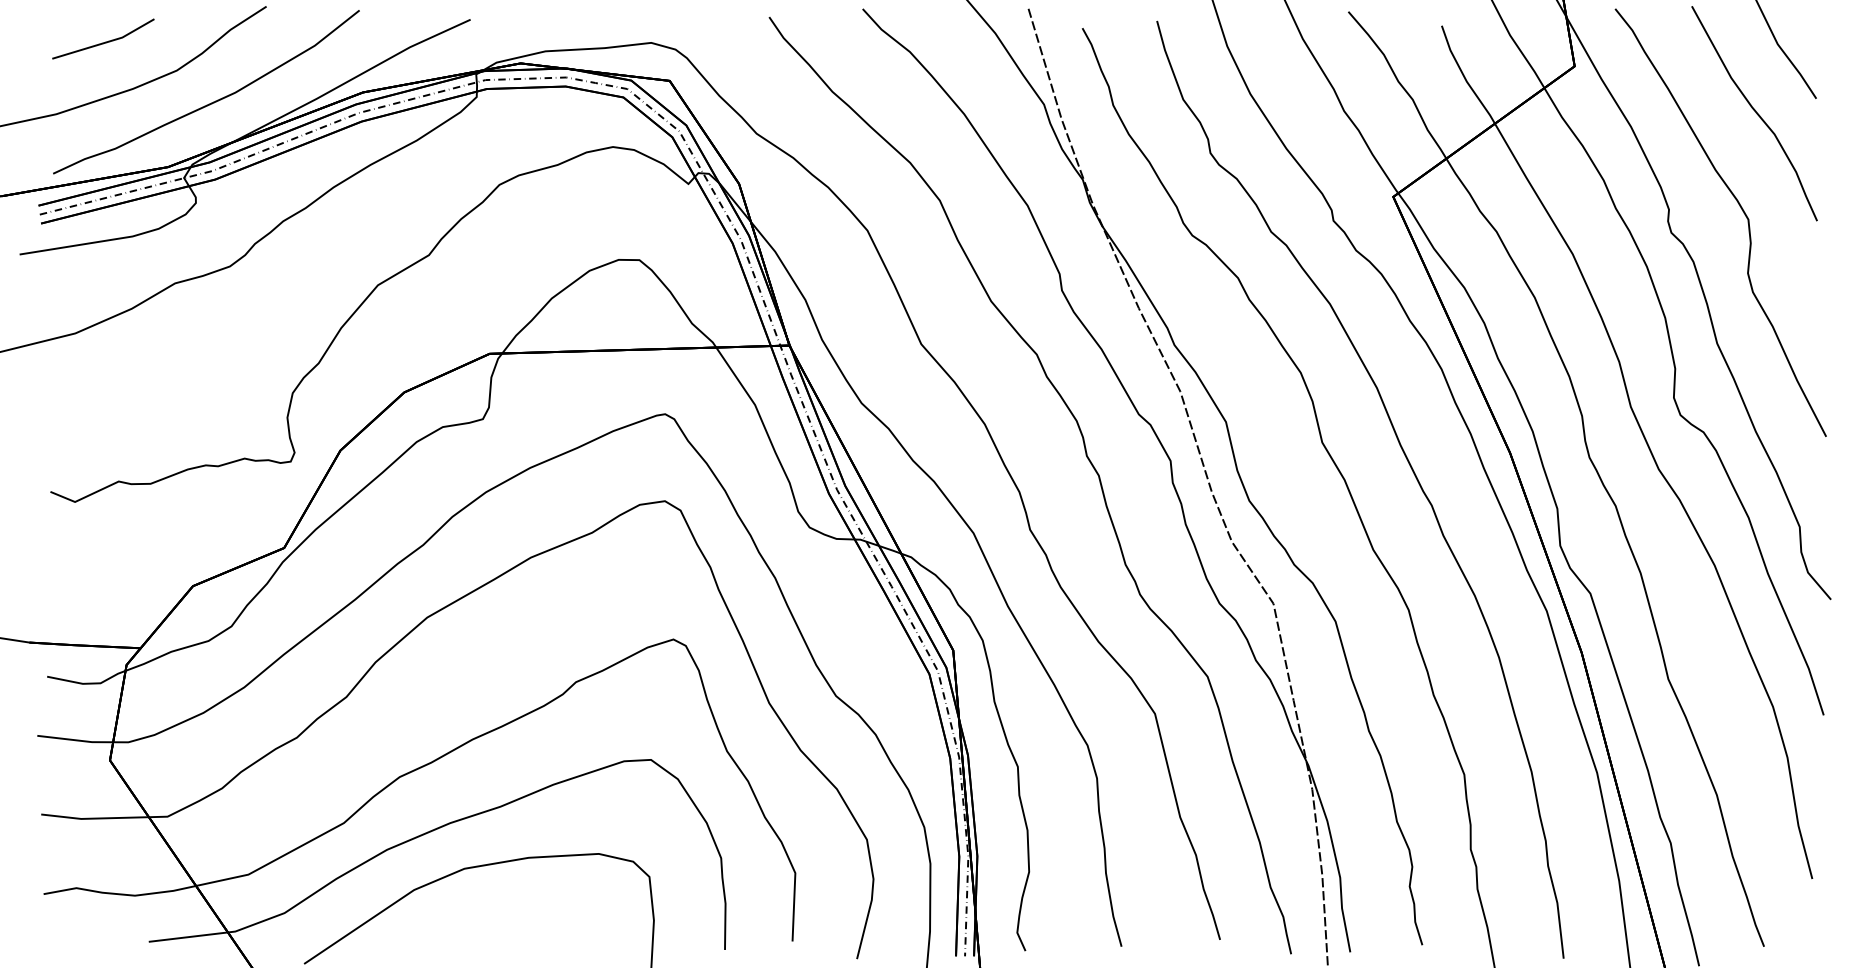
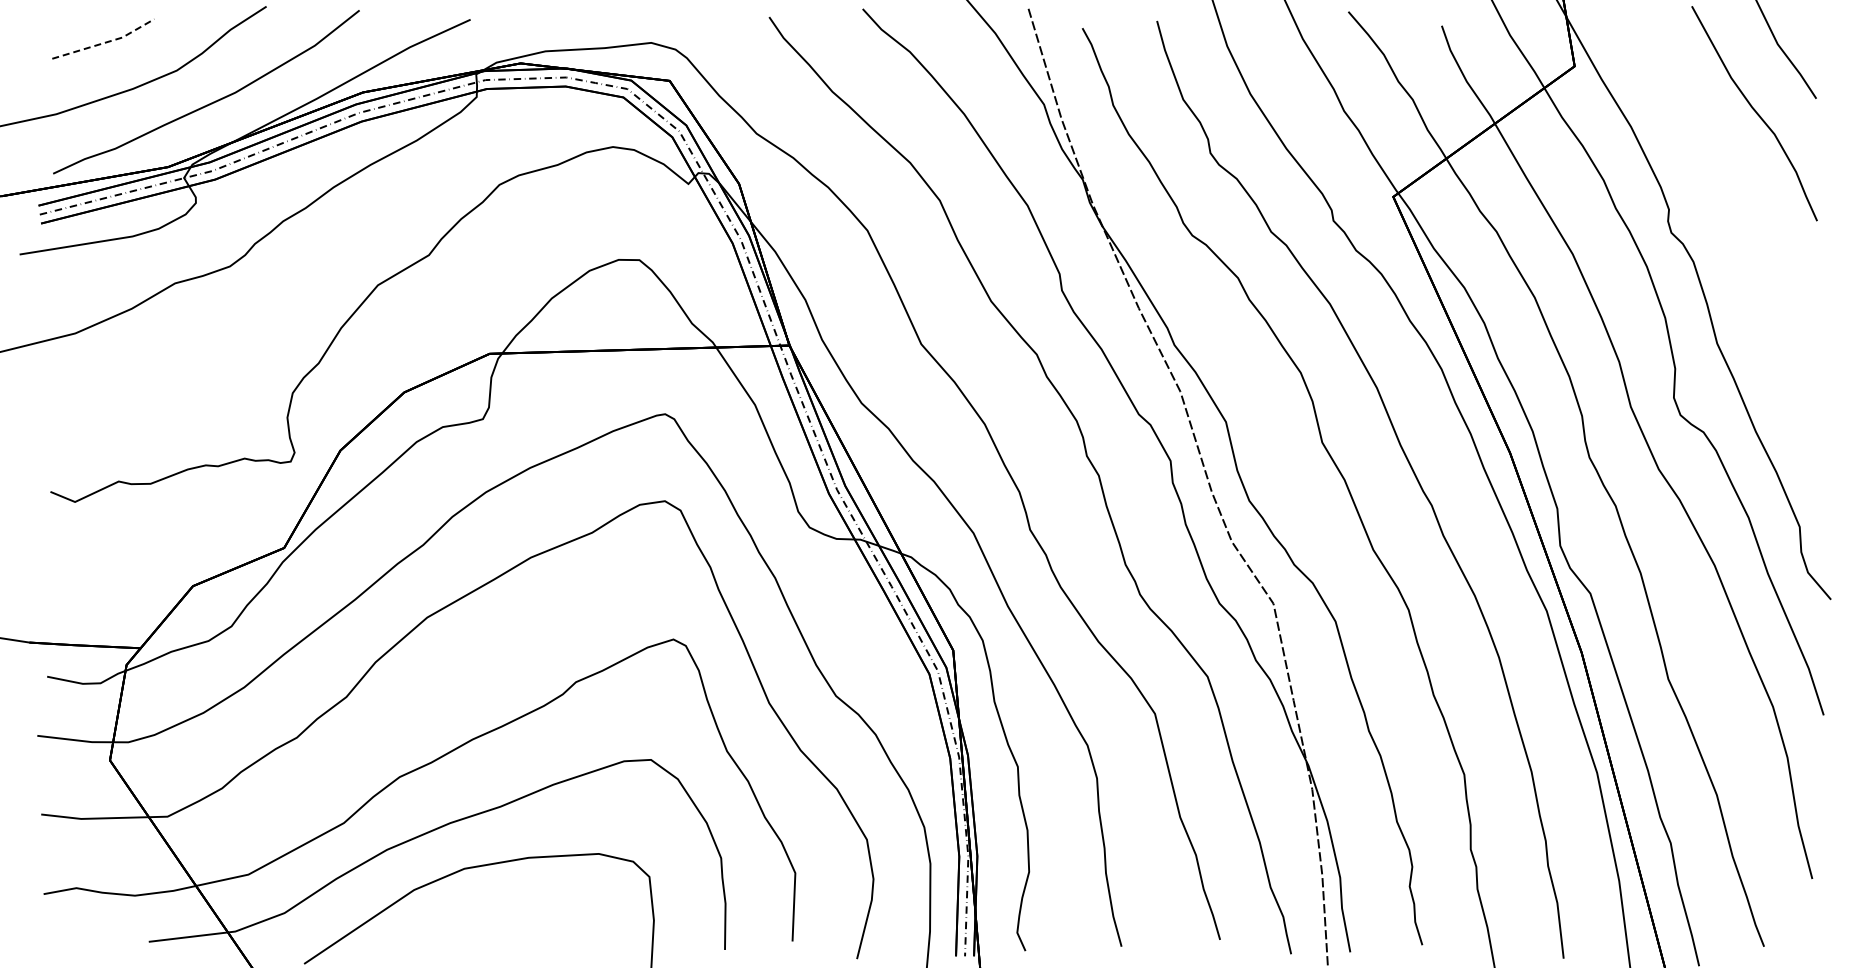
line: solid -> dashed (105, 42)
curve: present -> none (1740, 208)
